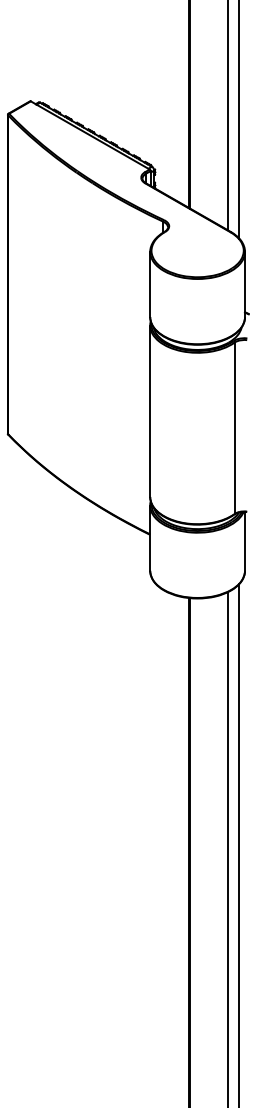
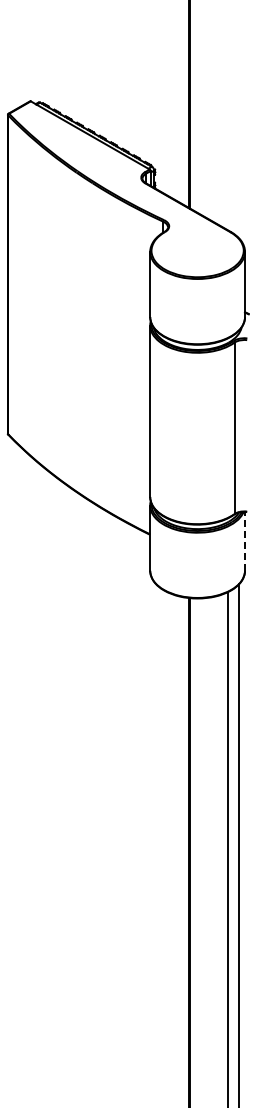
line: present -> none (227, 116)
line: present -> none (239, 120)
line: solid -> dashed (245, 540)
